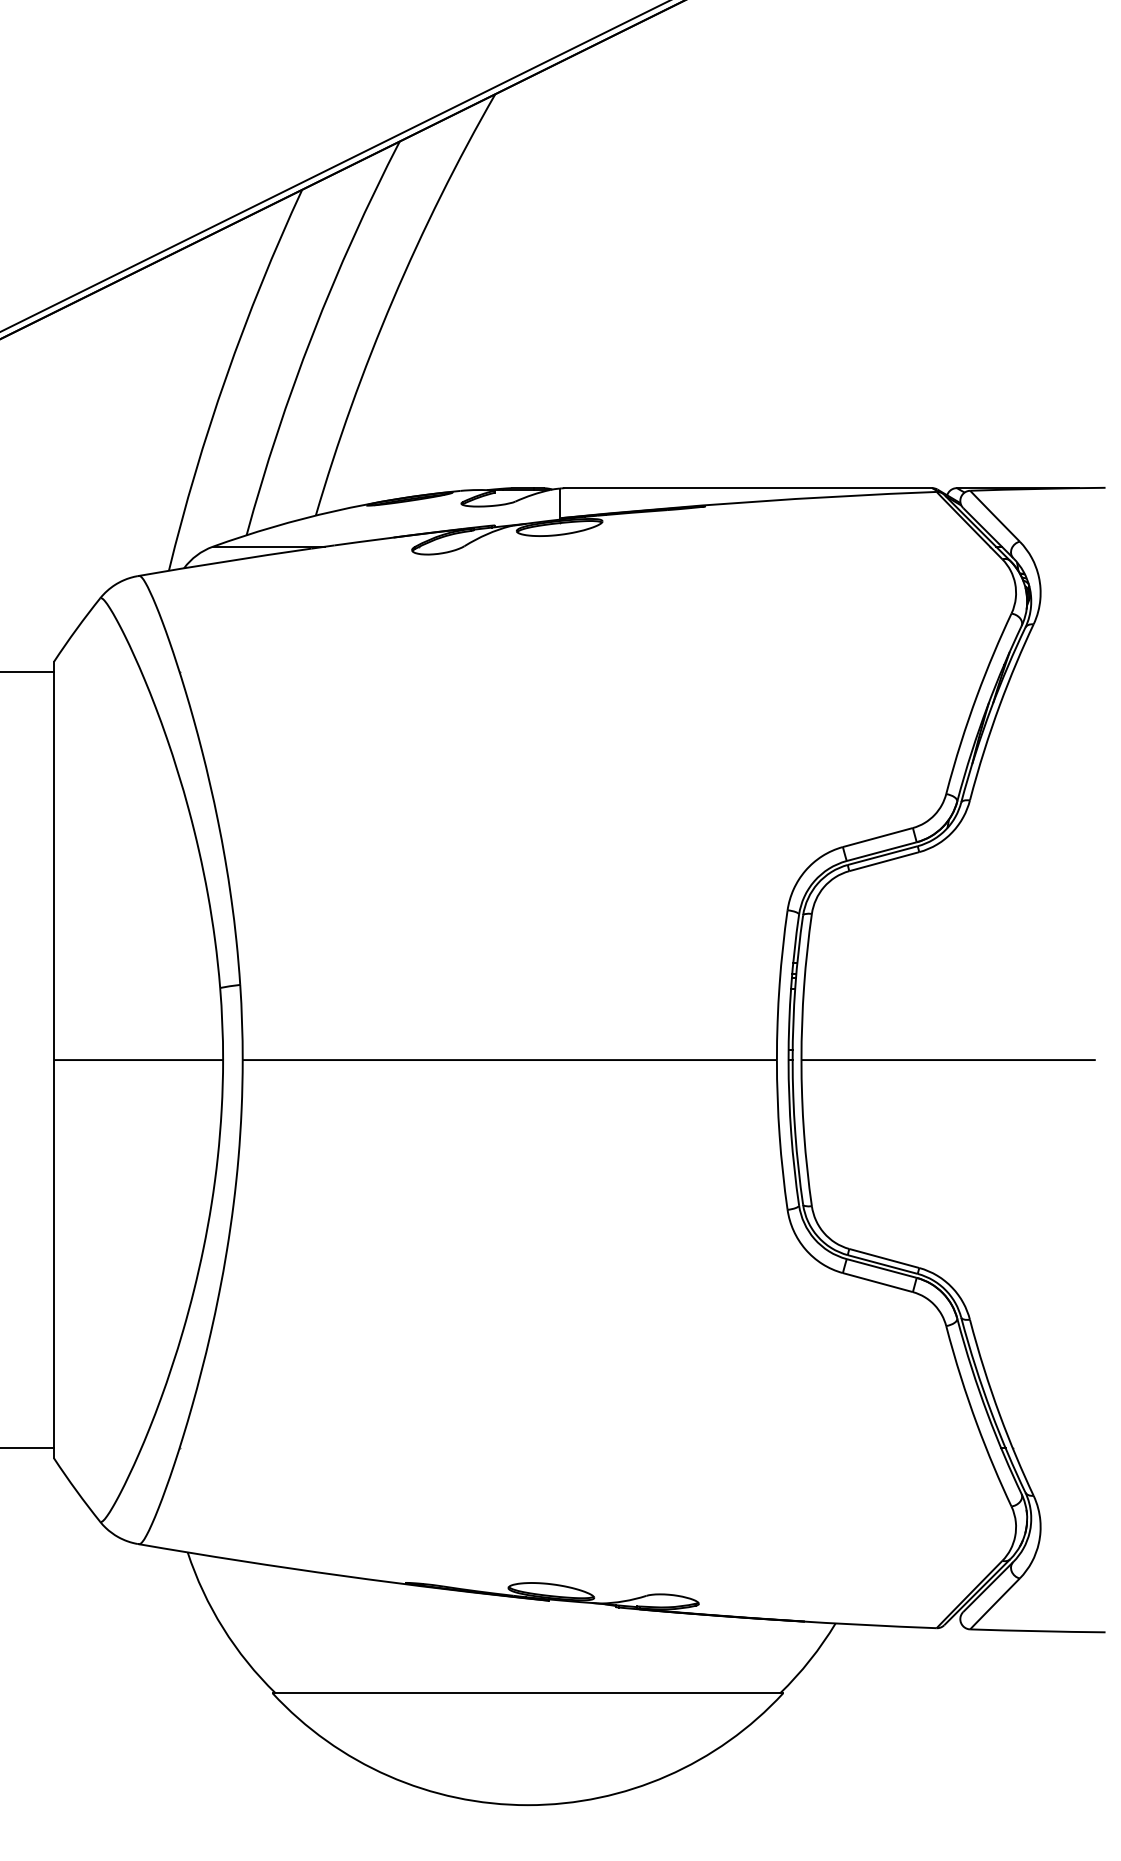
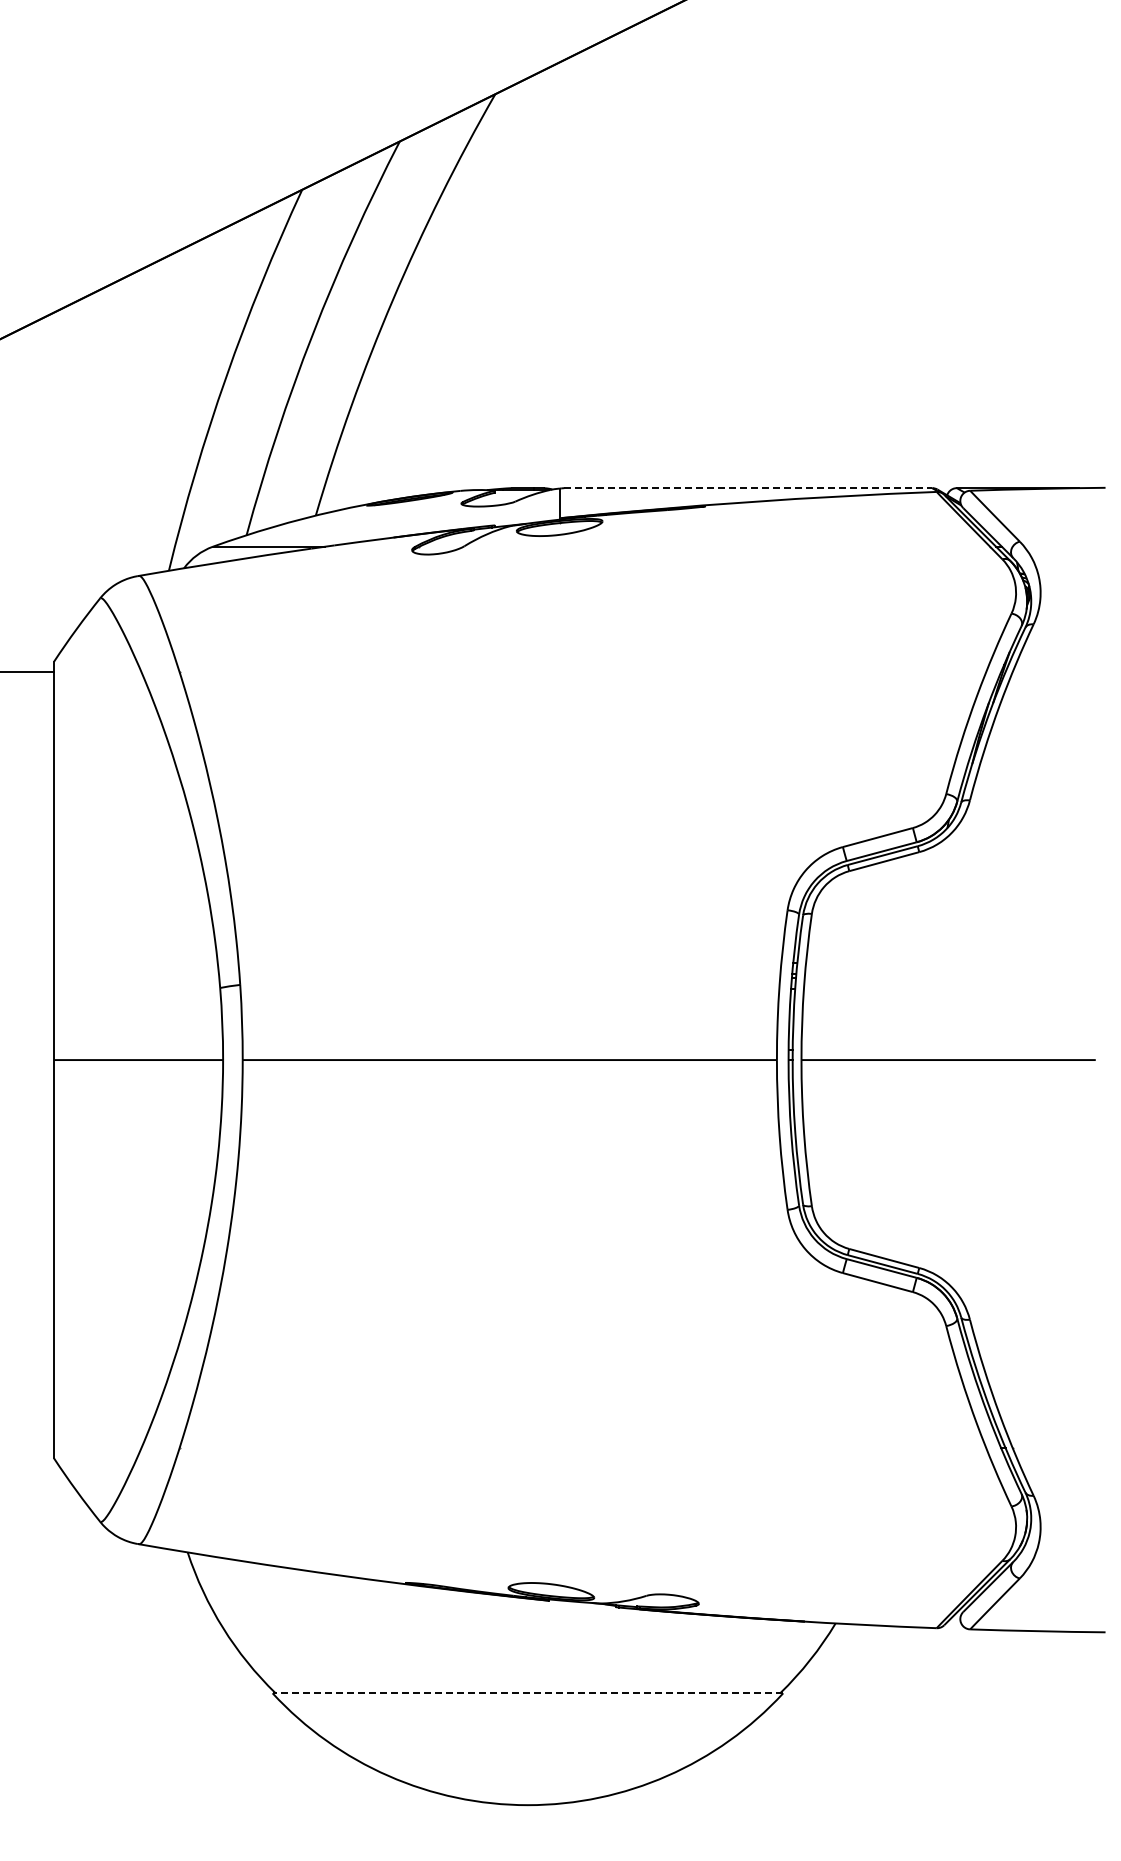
line: present -> none (334, 166)
line: solid -> dashed (748, 488)
line: present -> none (28, 1448)
line: solid -> dashed (527, 1693)
